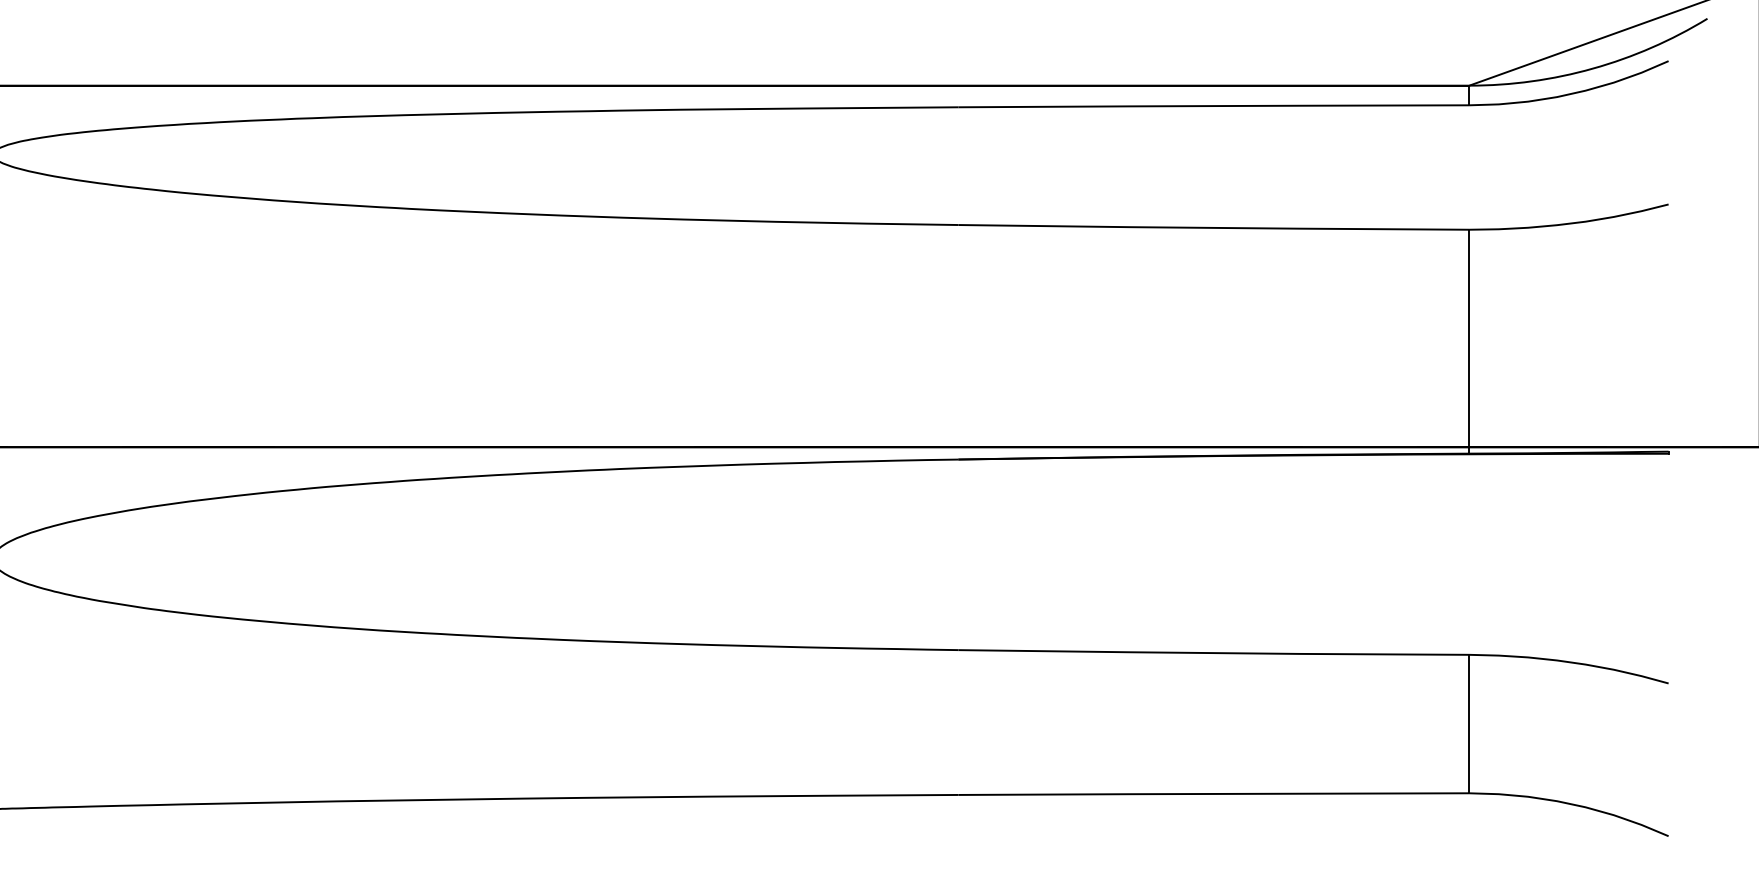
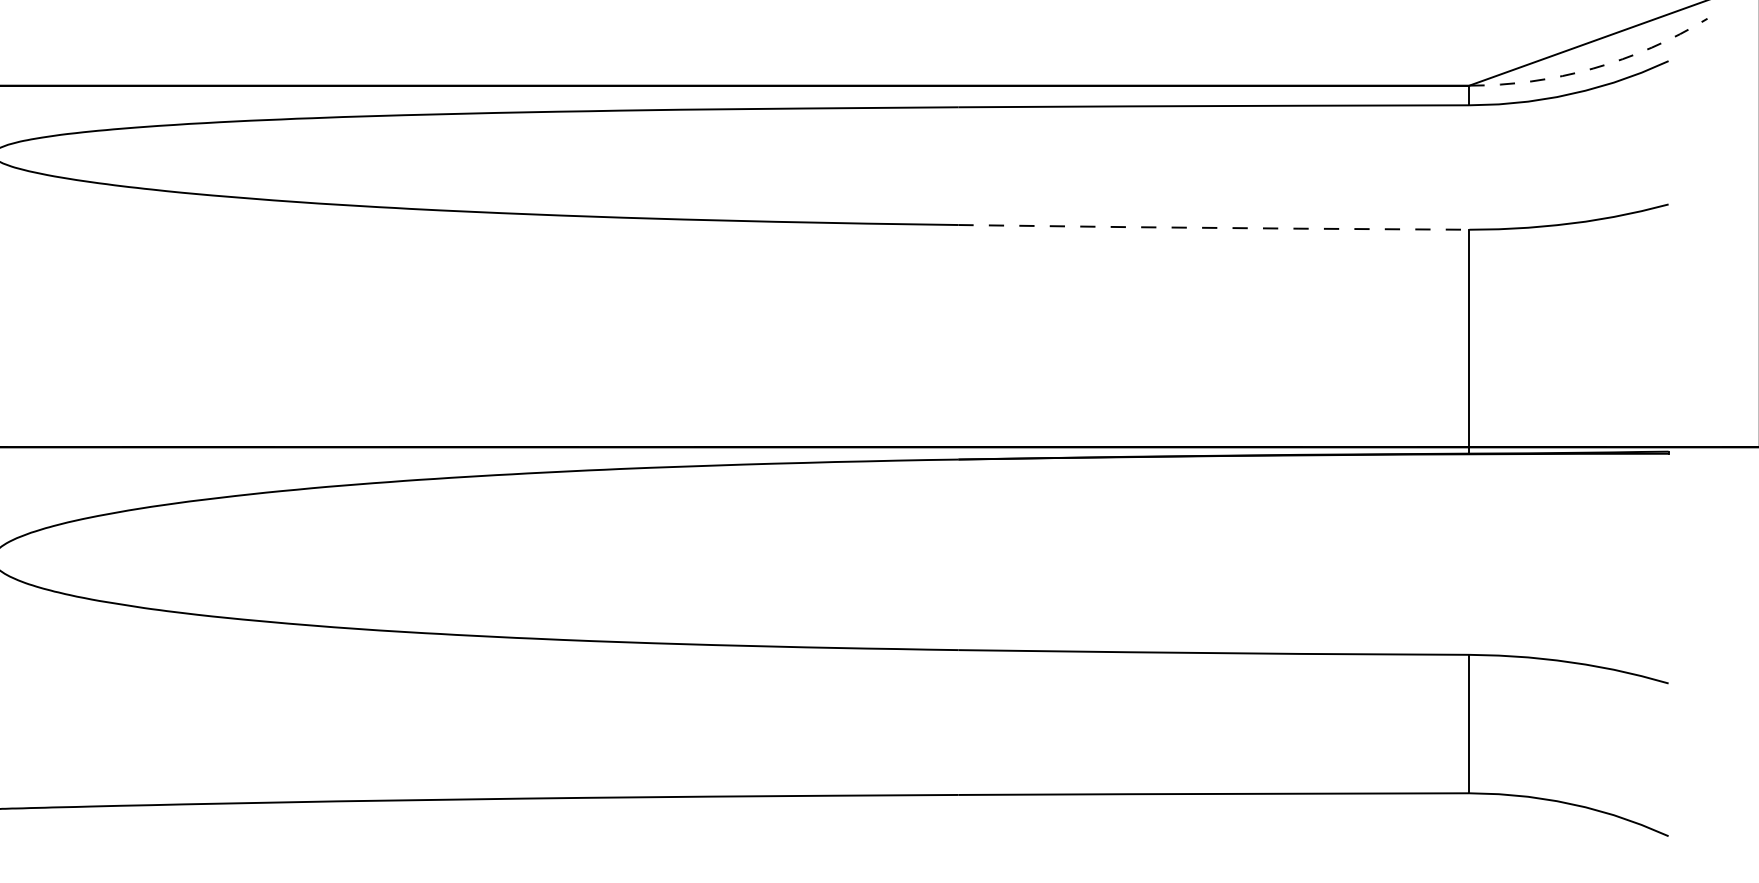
arc: solid -> dashed (1593, 68)
line: solid -> dashed (1214, 227)
